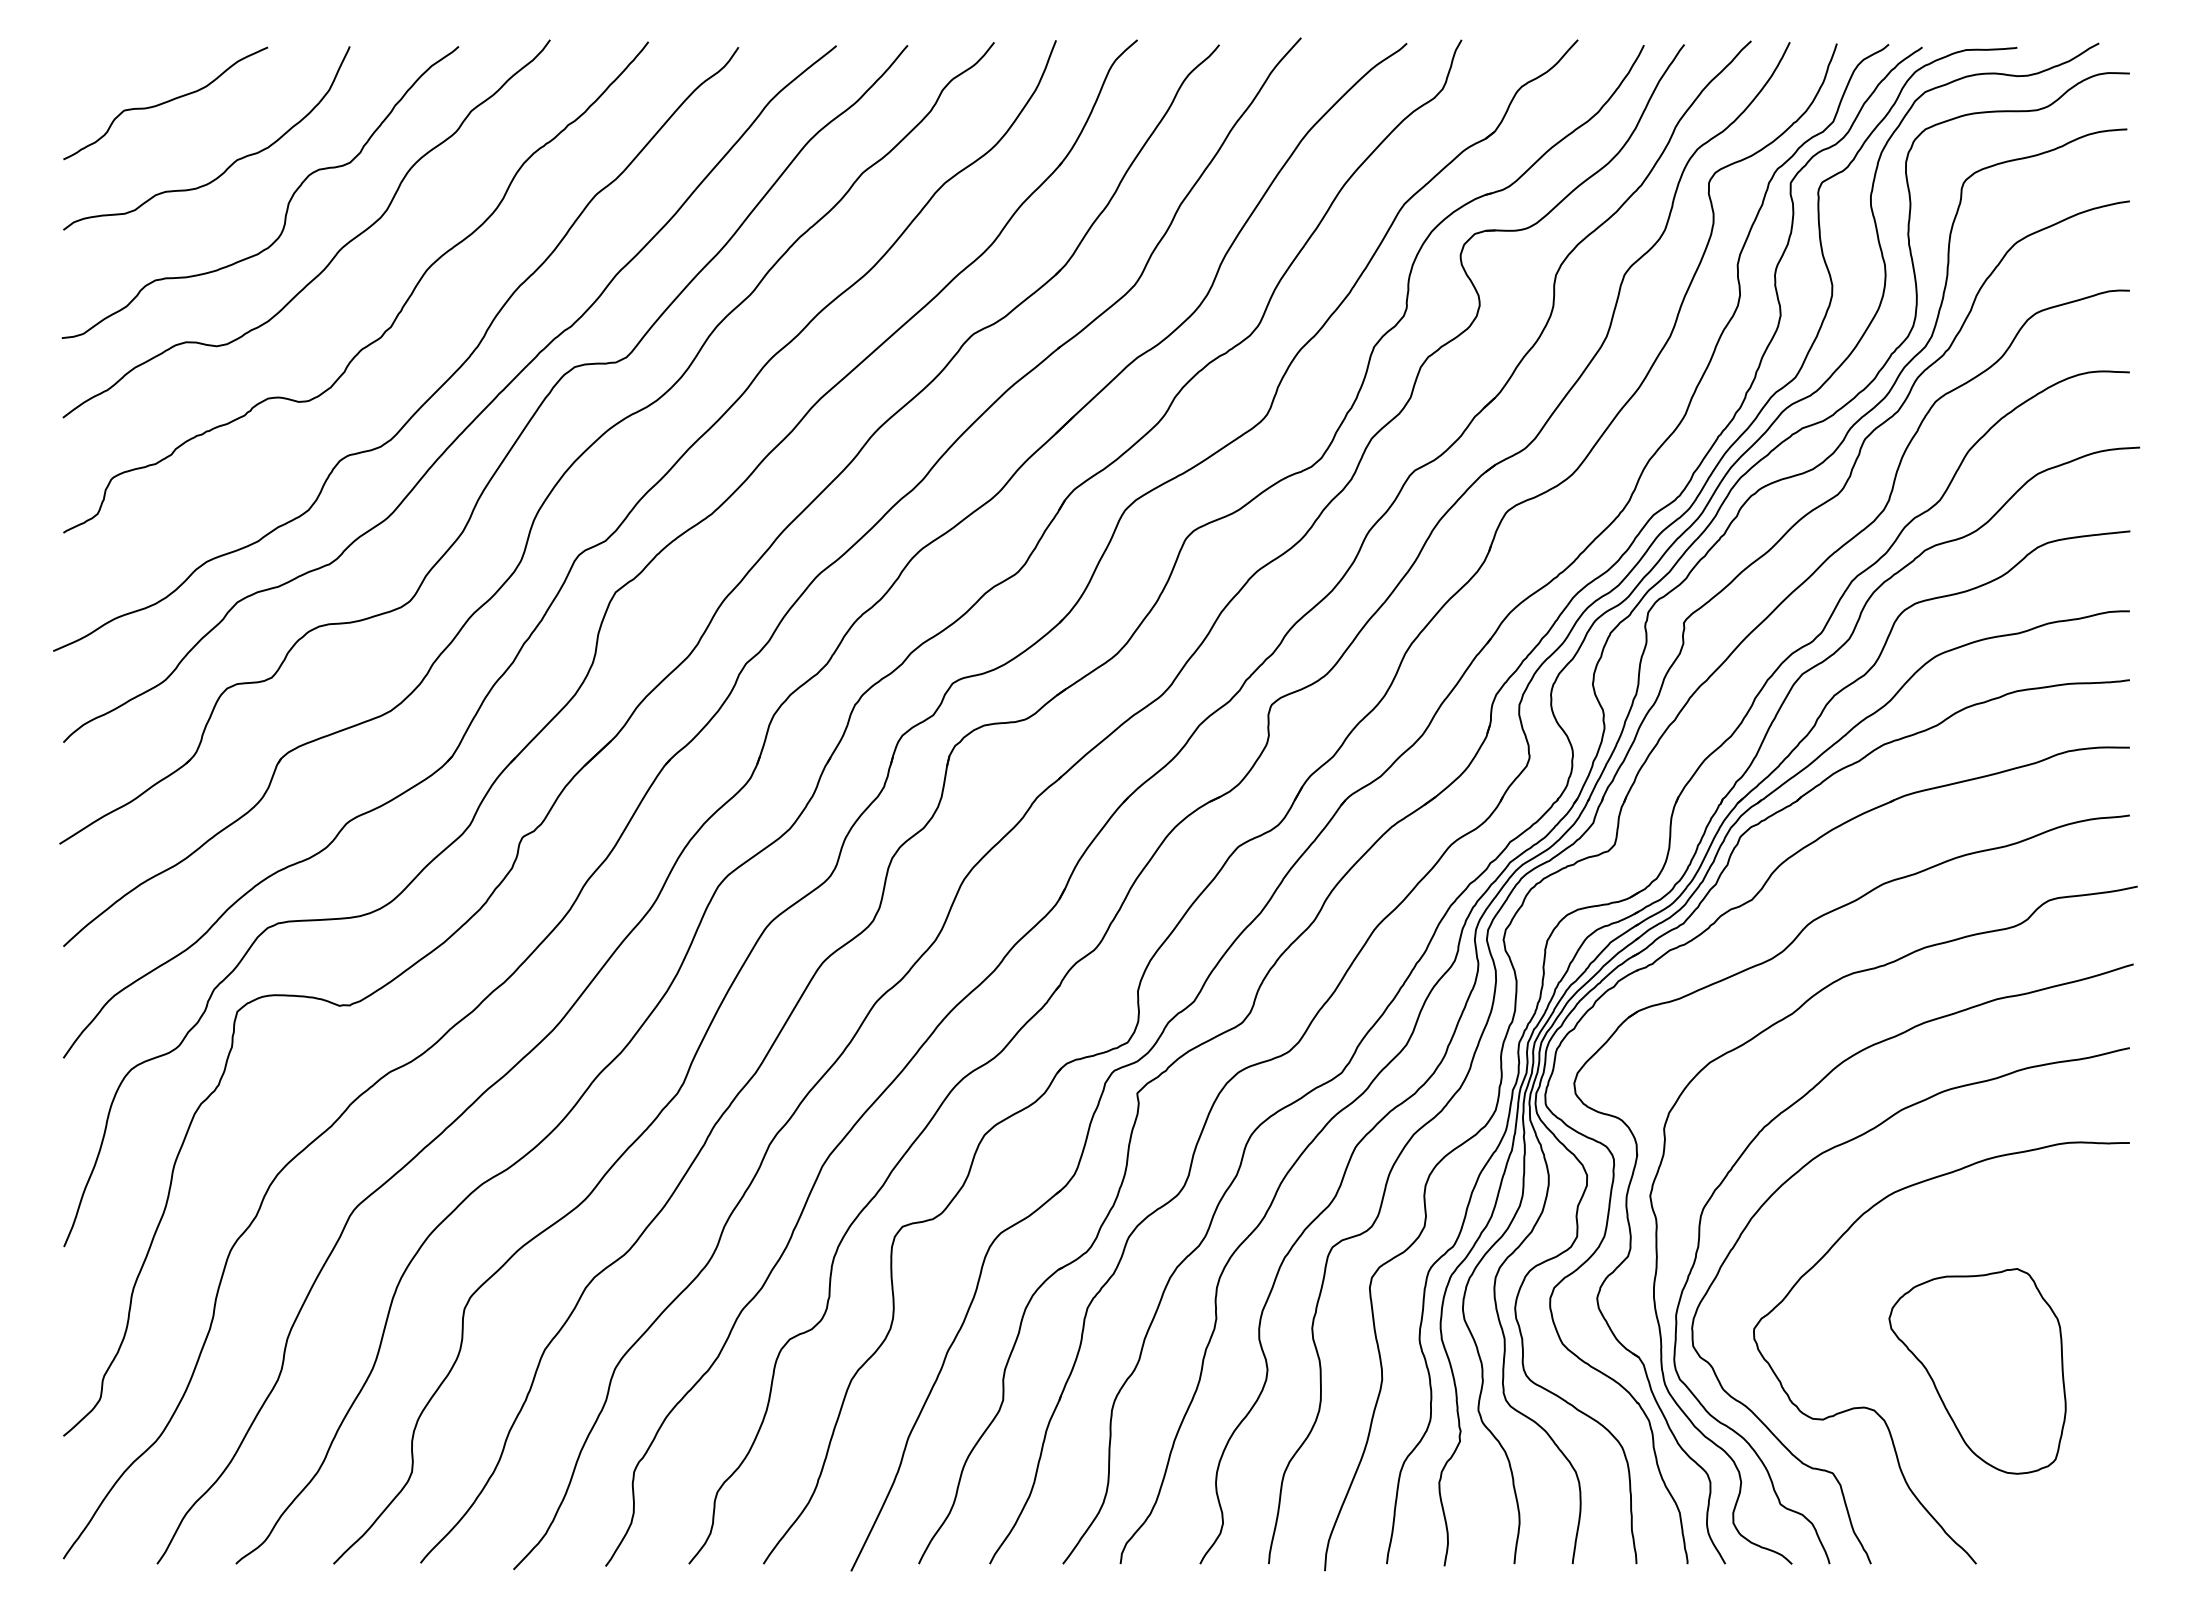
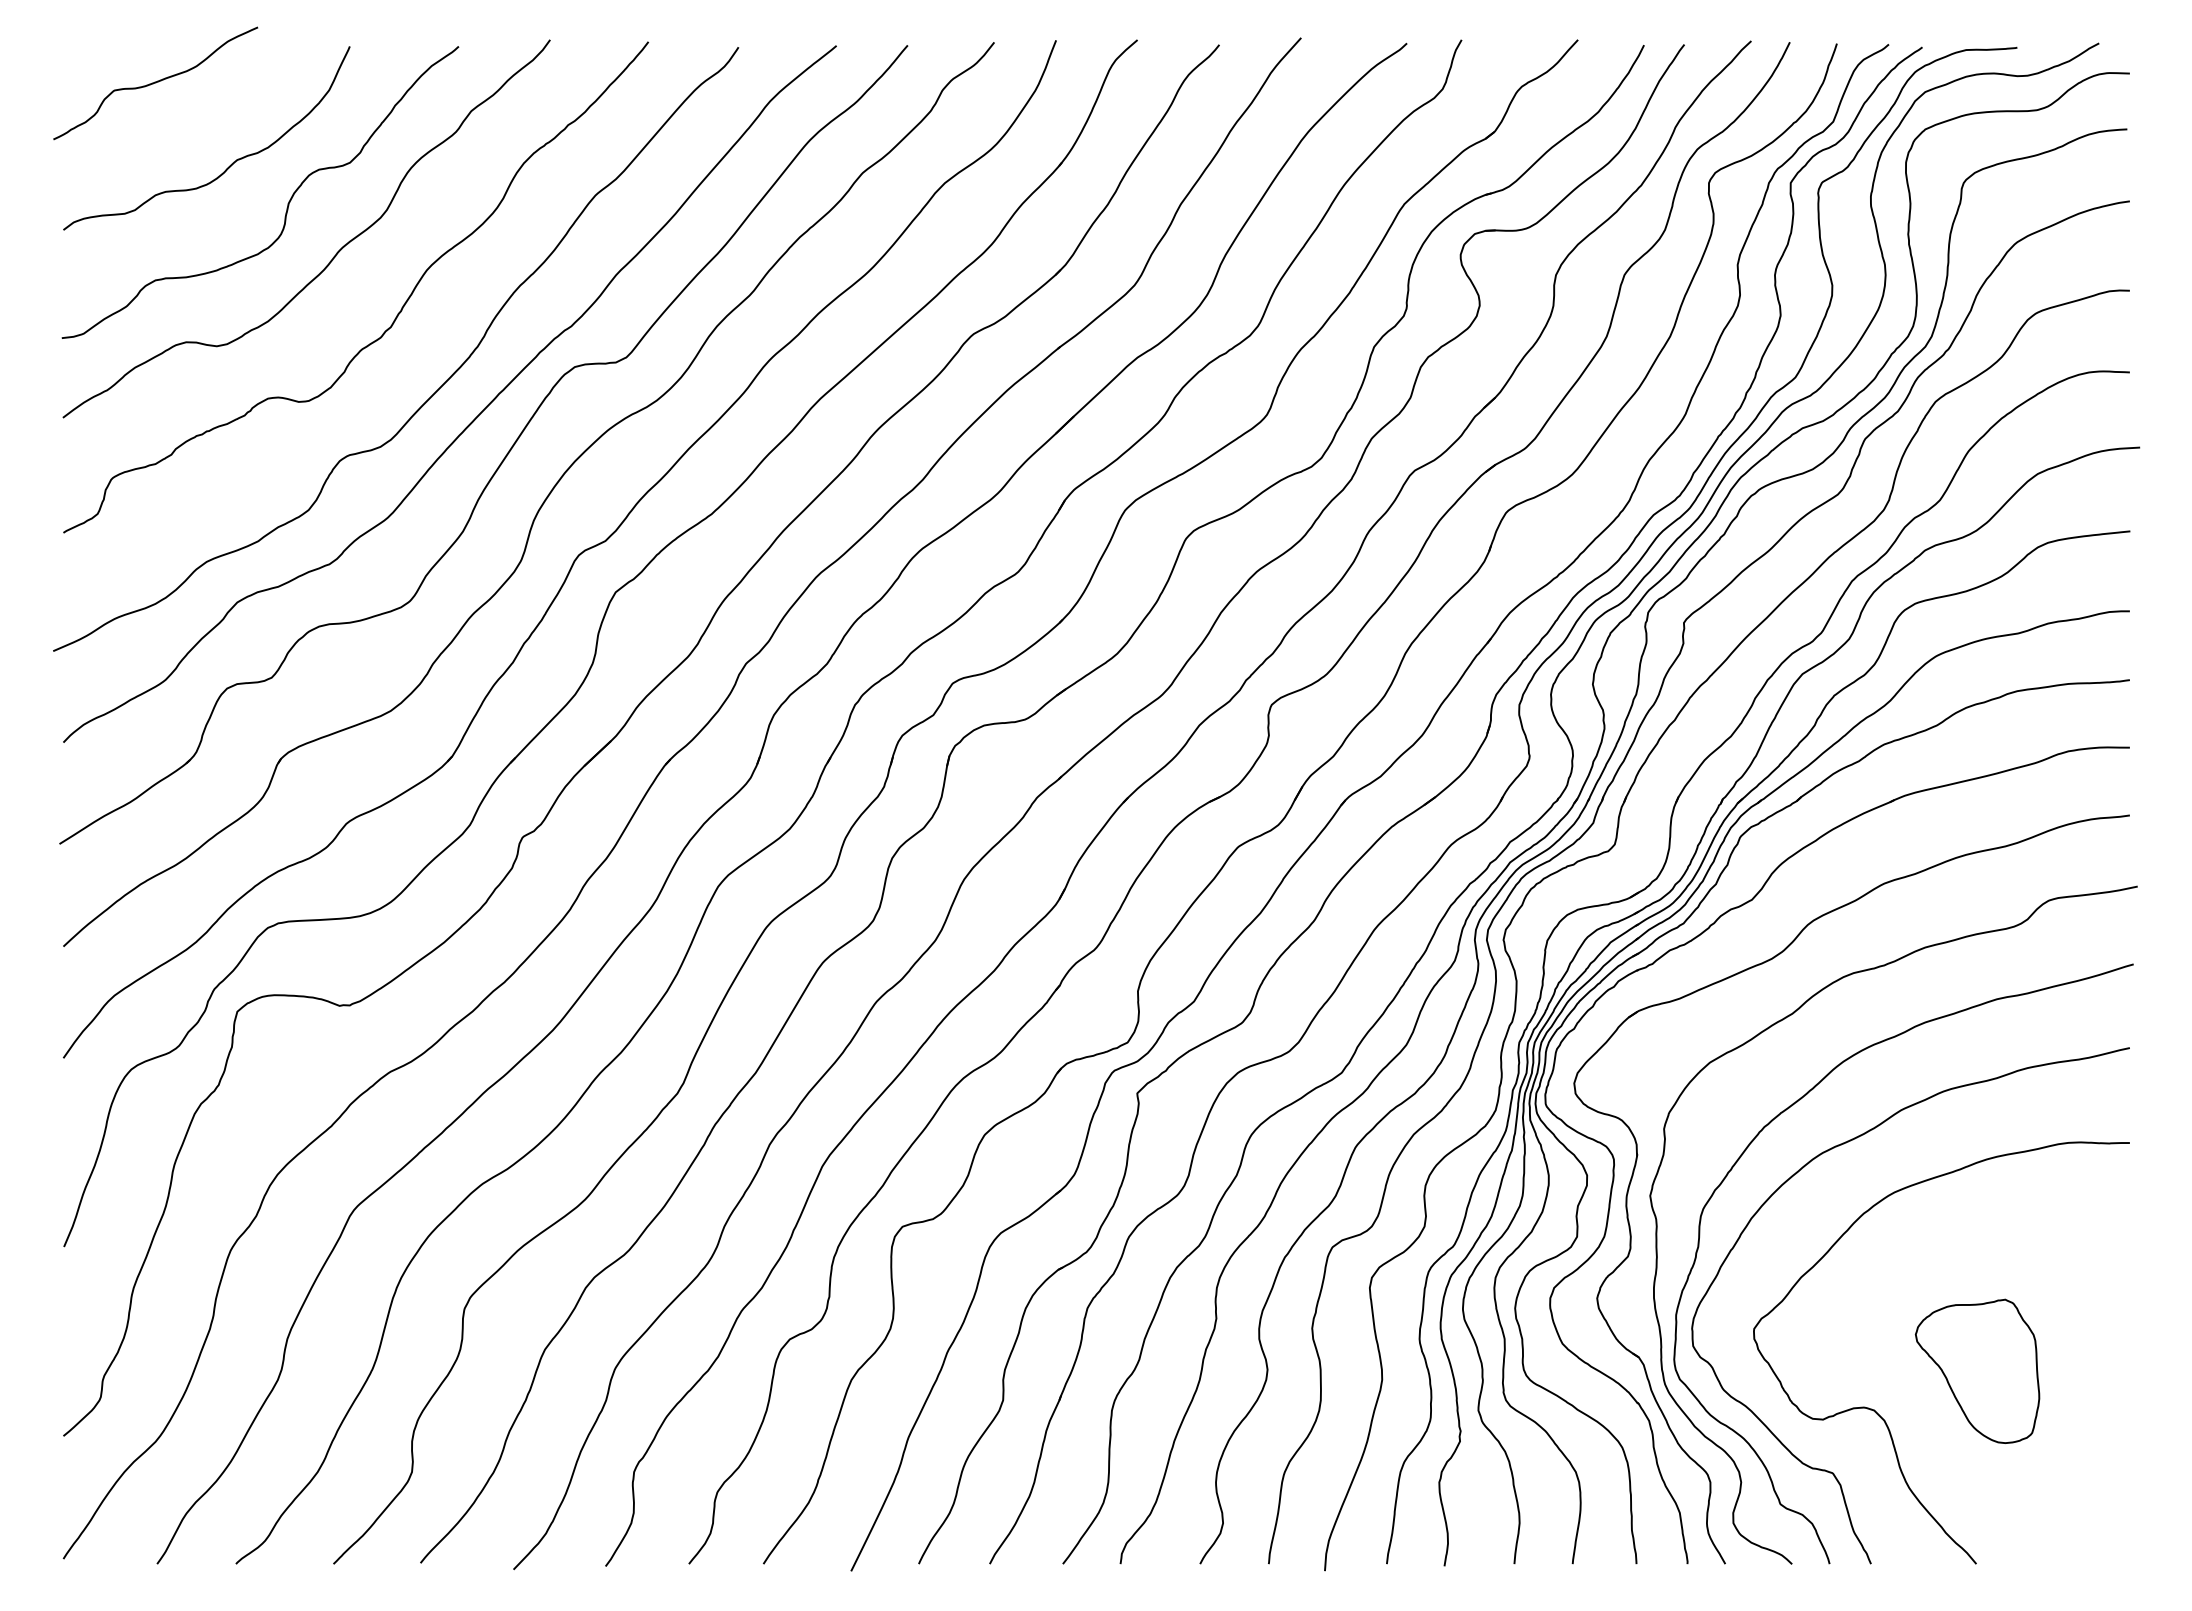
curve position: (165, 103) -> (155, 83) (155, 83)
part size: 179x207 px -> 127x146 px (1977, 1370)
